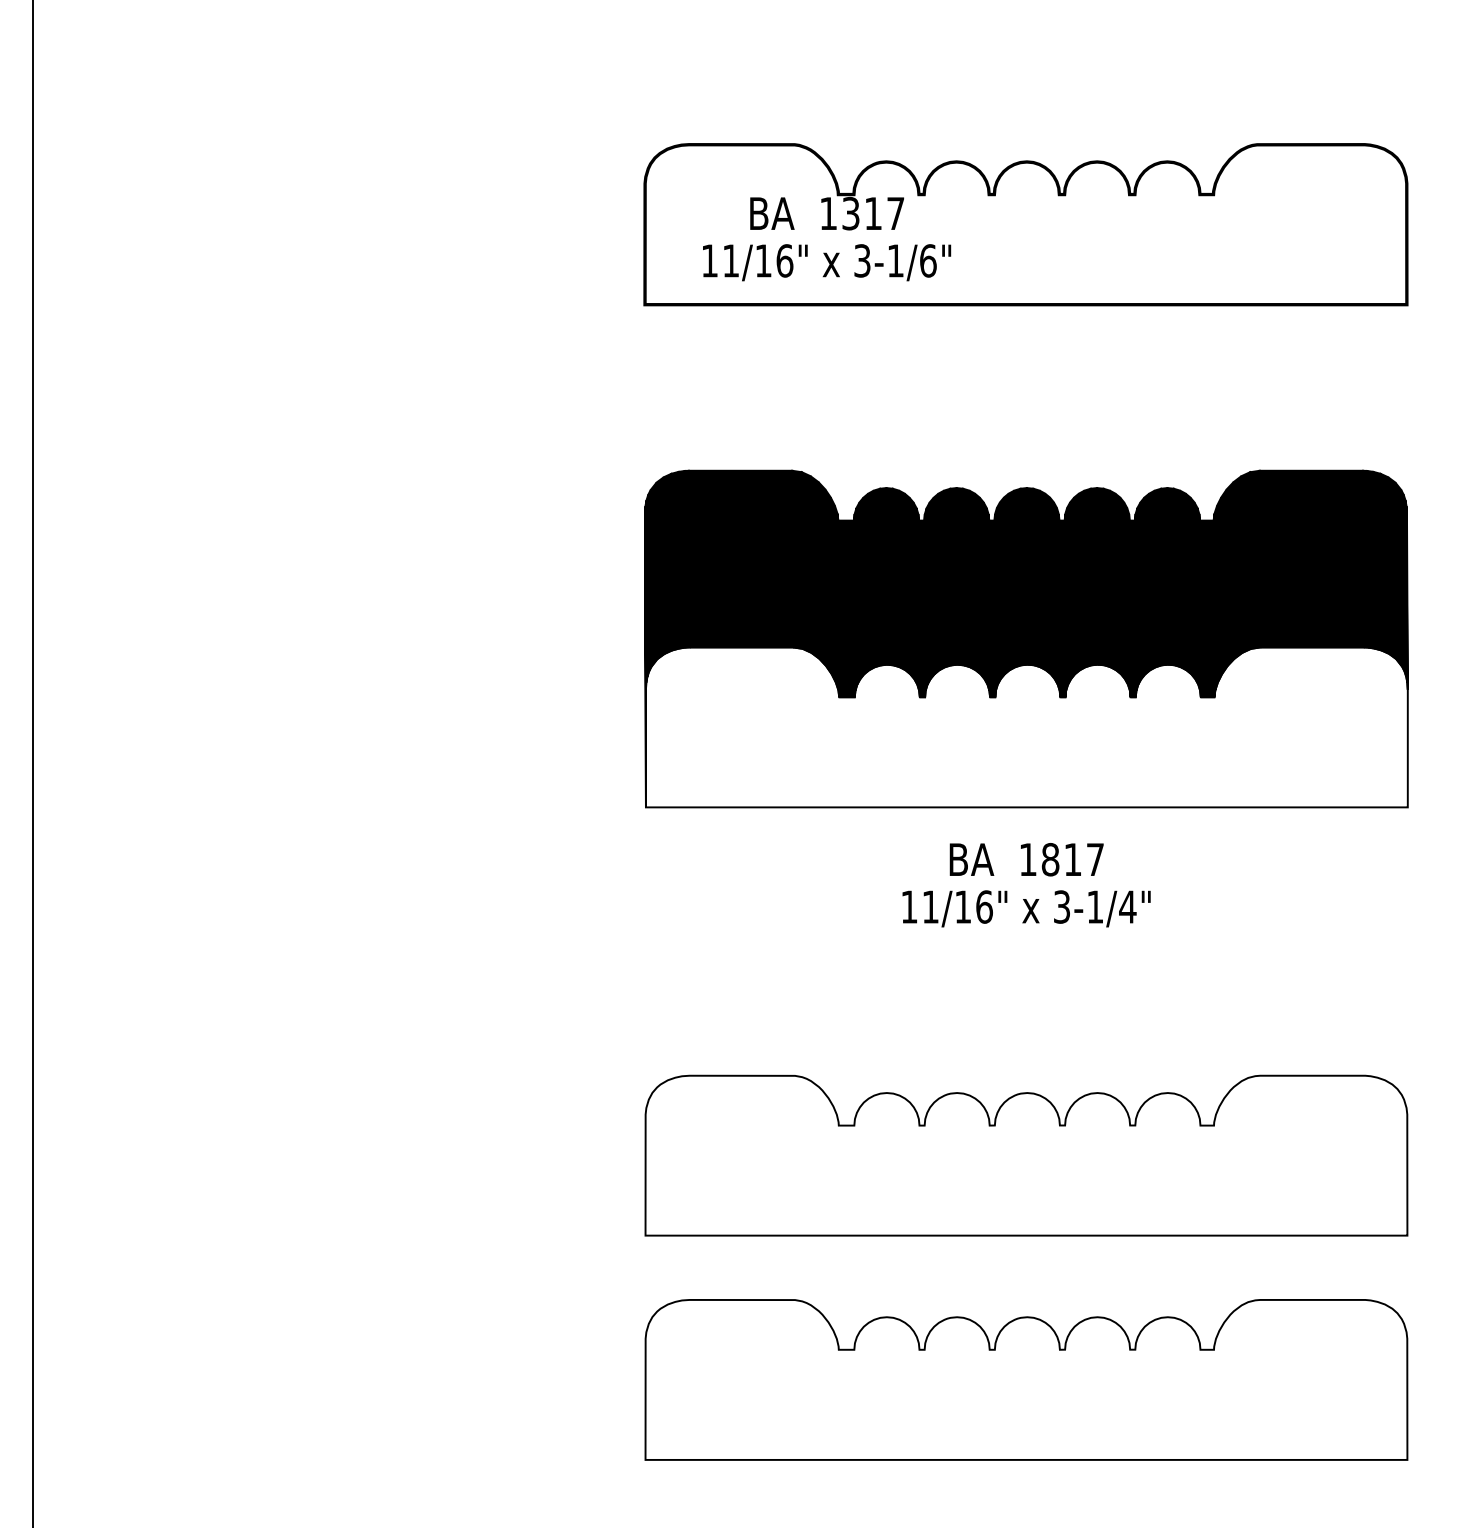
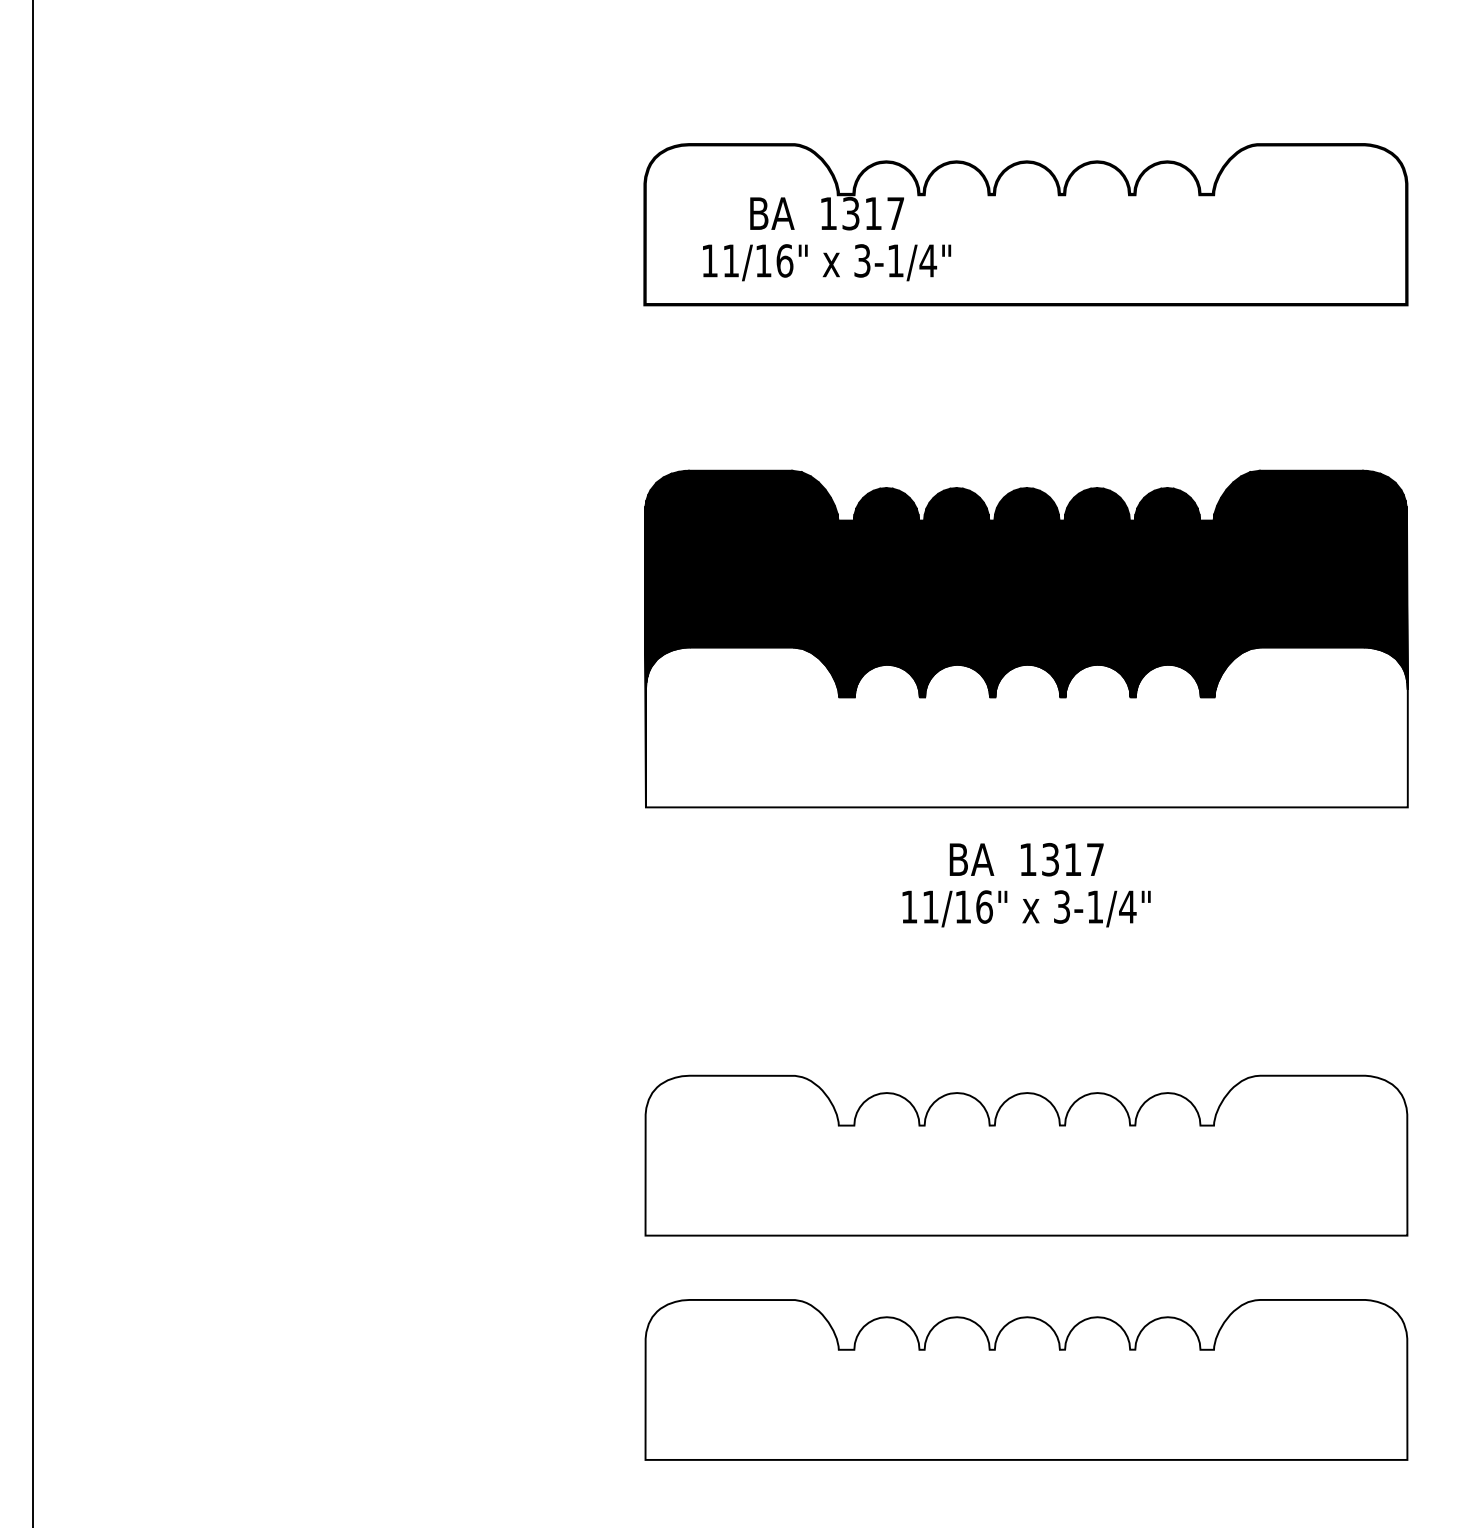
text: 3-1/6" -> 3-1/4" (928, 260)
text: 1817 -> 1317 (1050, 859)
